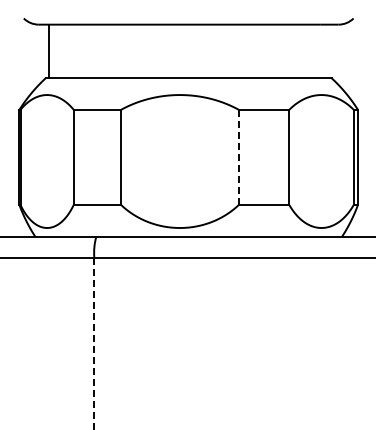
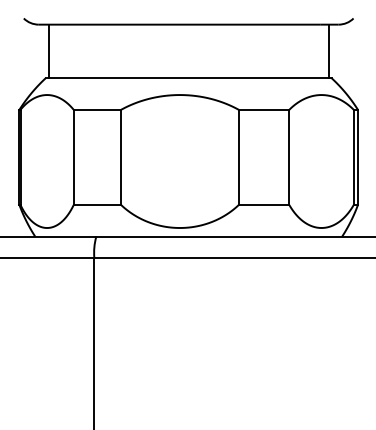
line: none -> present (328, 51)
line: dashed -> solid (238, 157)
line: dashed -> solid (94, 343)
